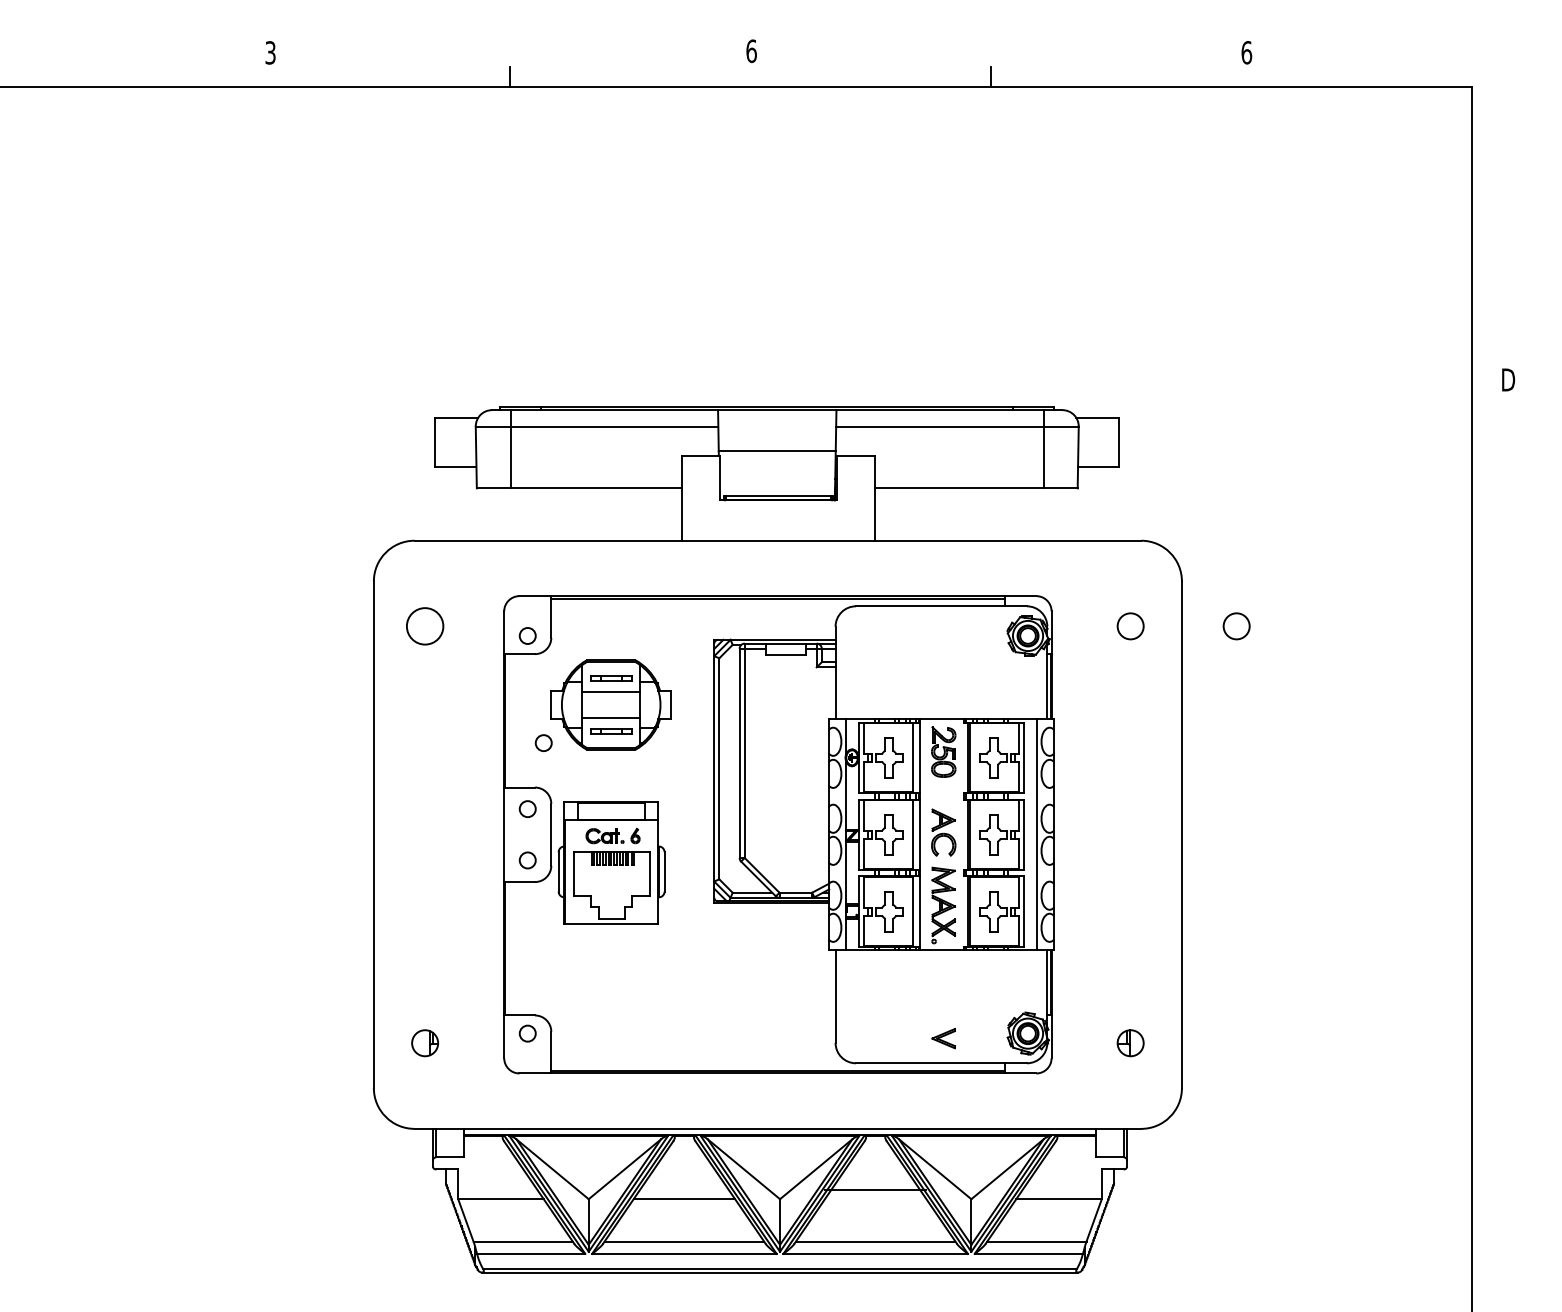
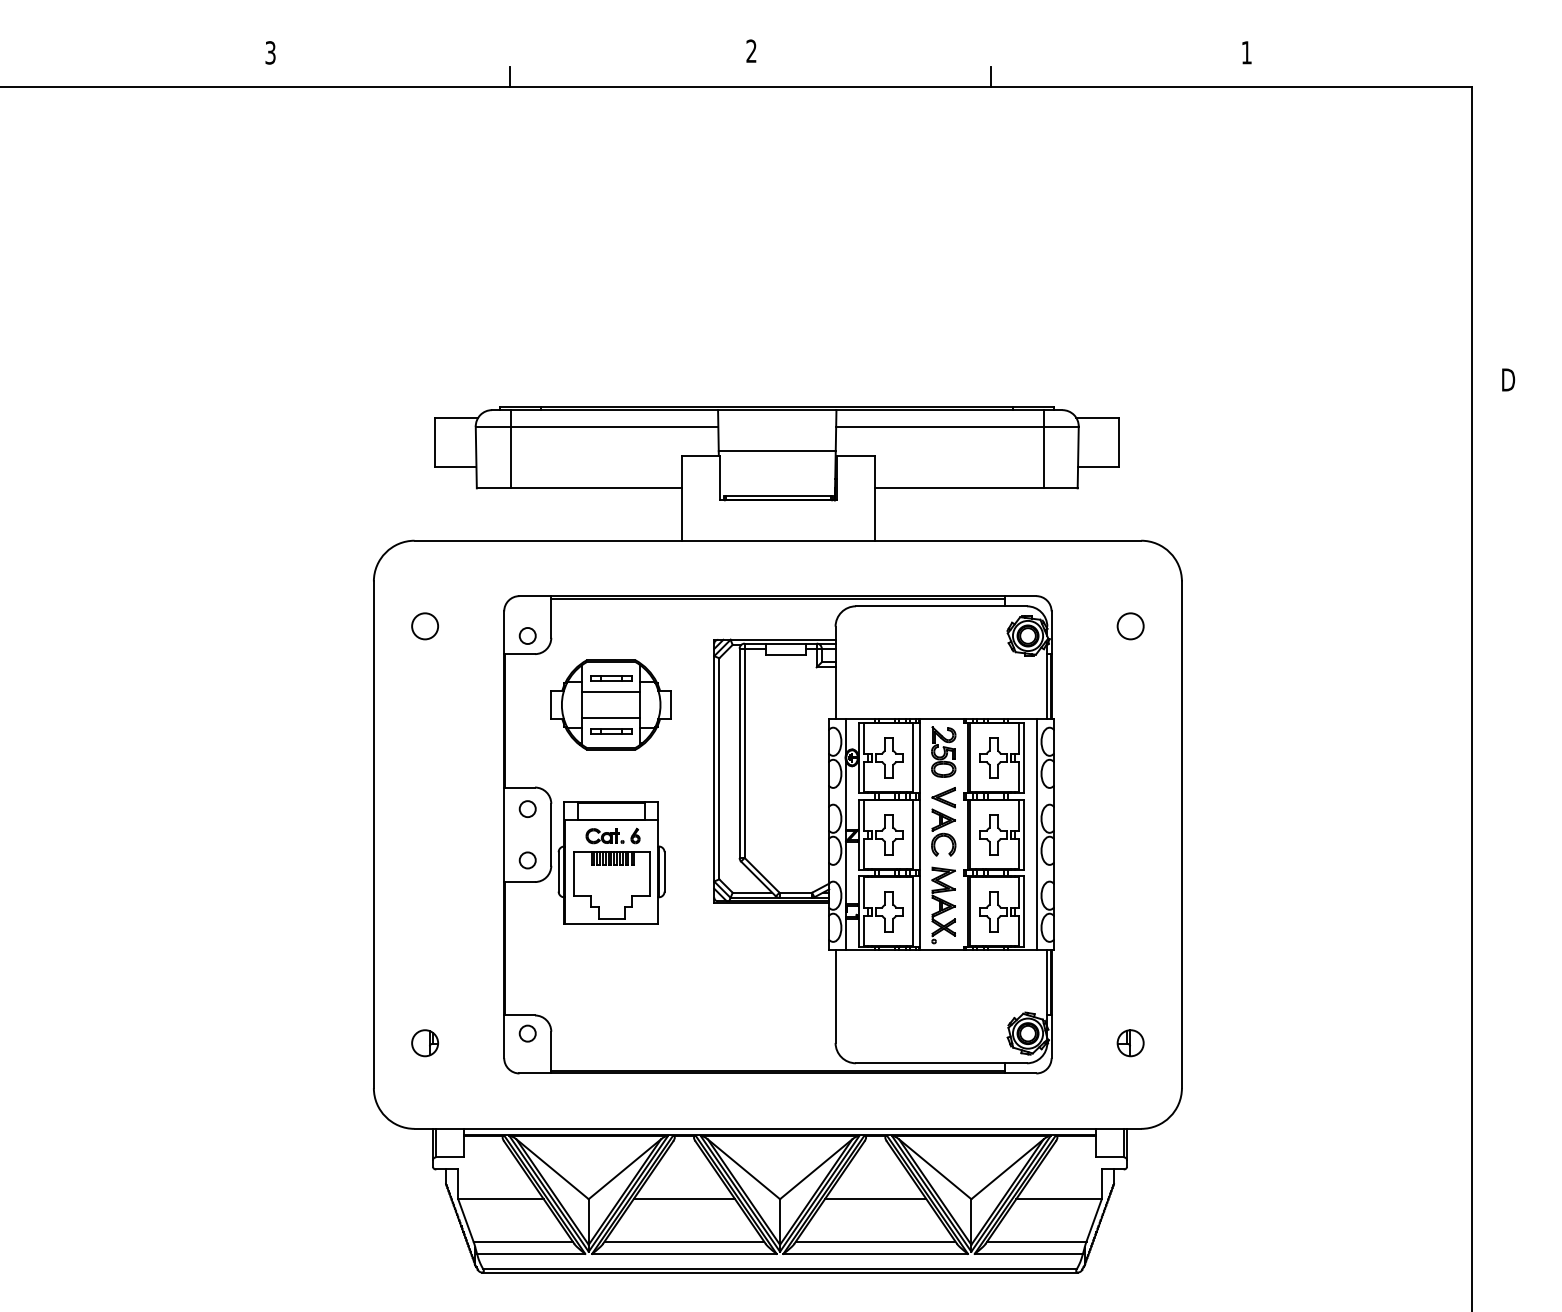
text: 6 -> 2 (751, 51)
text: 6 -> 1 (1246, 52)
circle diameter: 36 px -> 26 px (425, 626)
circle: present -> none (1236, 626)
circle: present -> none (543, 742)
part position: (943, 1038) -> (943, 797) (943, 797)
line position: (875, 1190) -> (875, 1199) (875, 1199)
